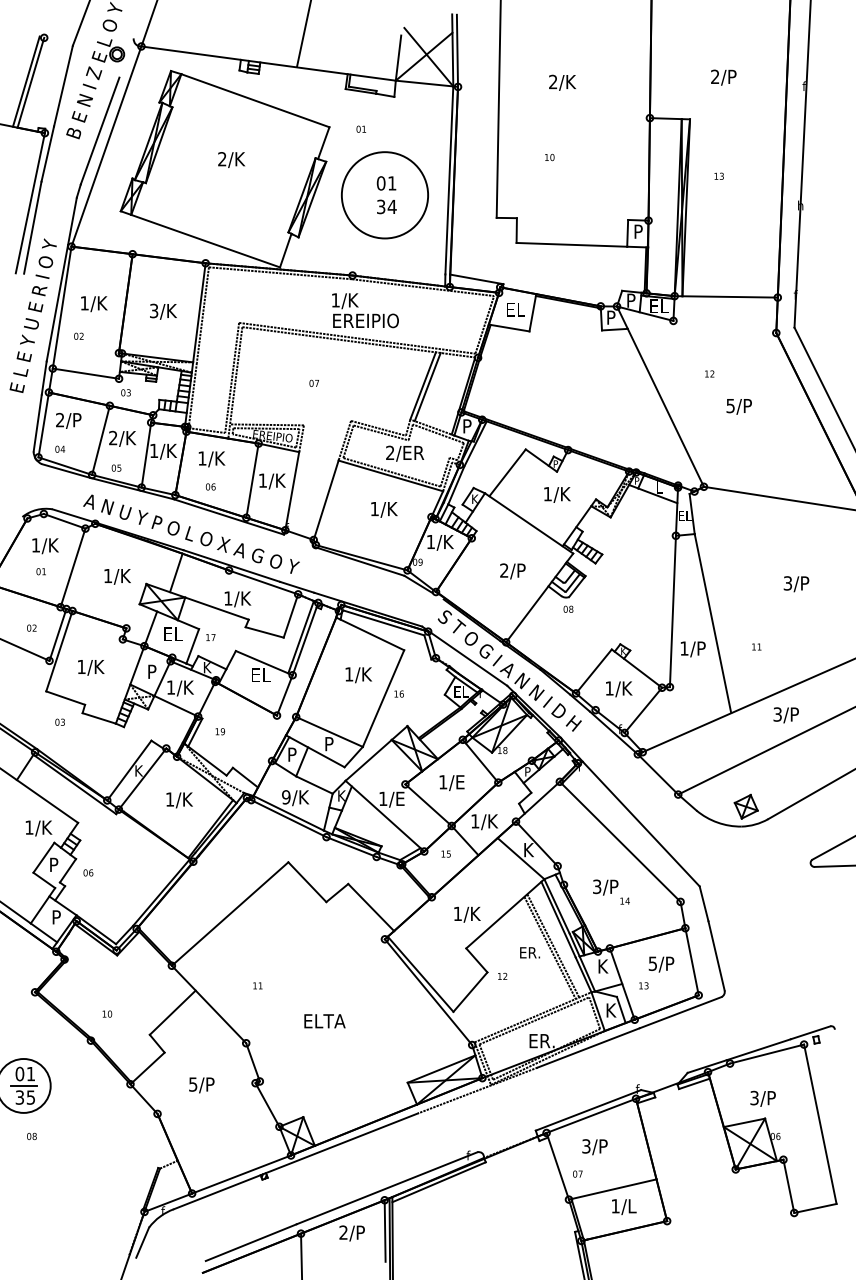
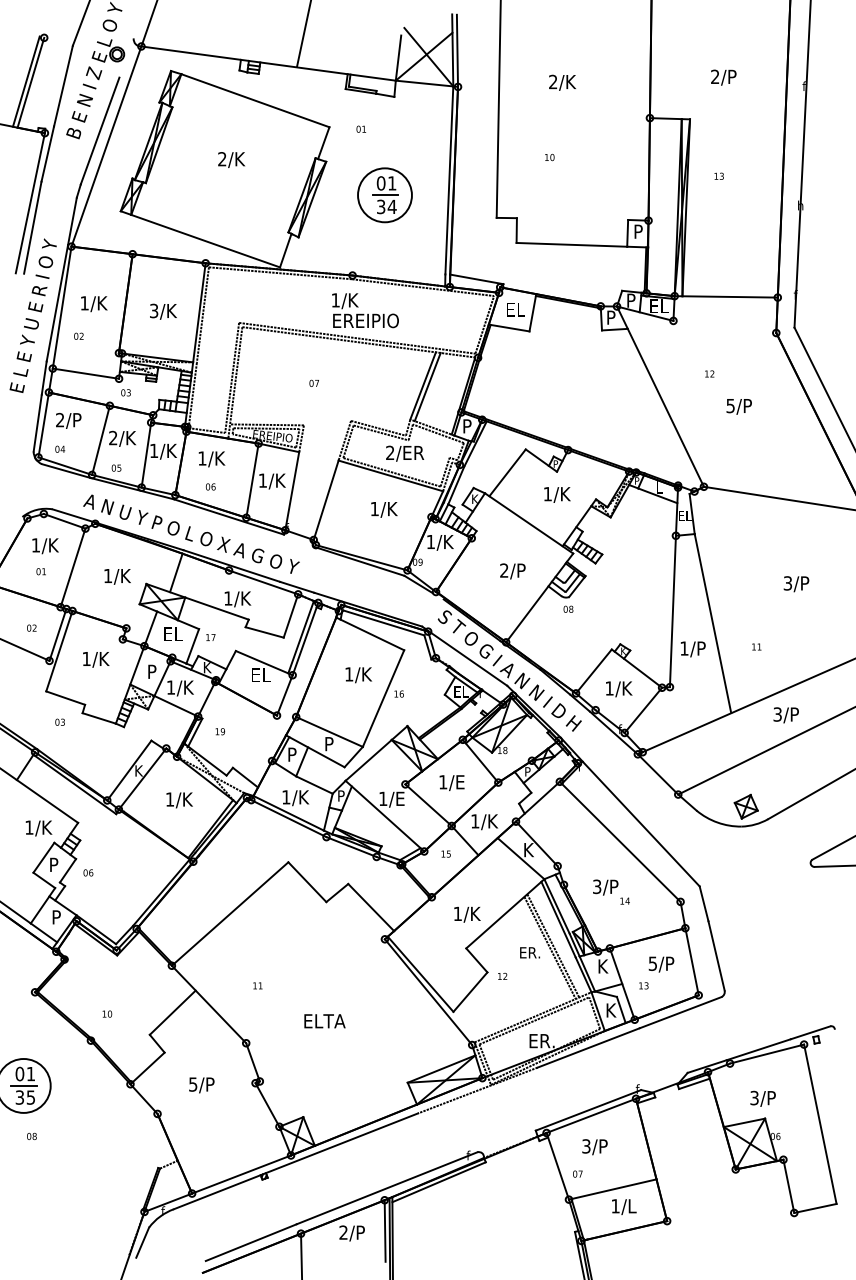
circle diameter: 86 px -> 54 px (384, 195)
line: none -> present (385, 195)
text position: (91, 667) -> (96, 659) (96, 659)
text: K -> P (342, 795)
text: 9/K -> 1/K (286, 797)
